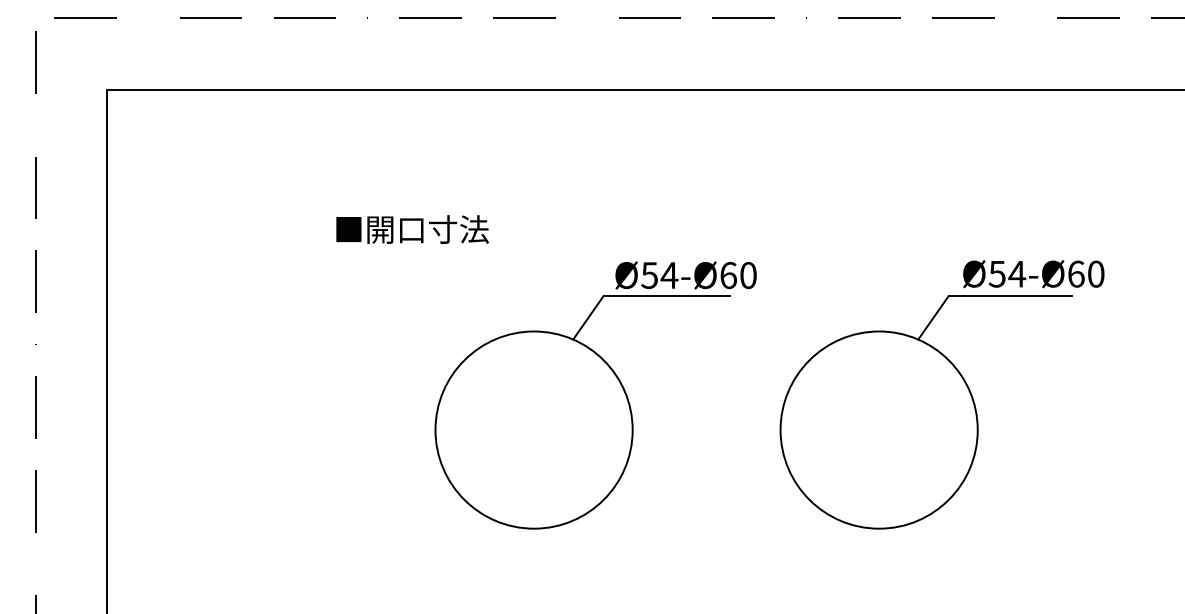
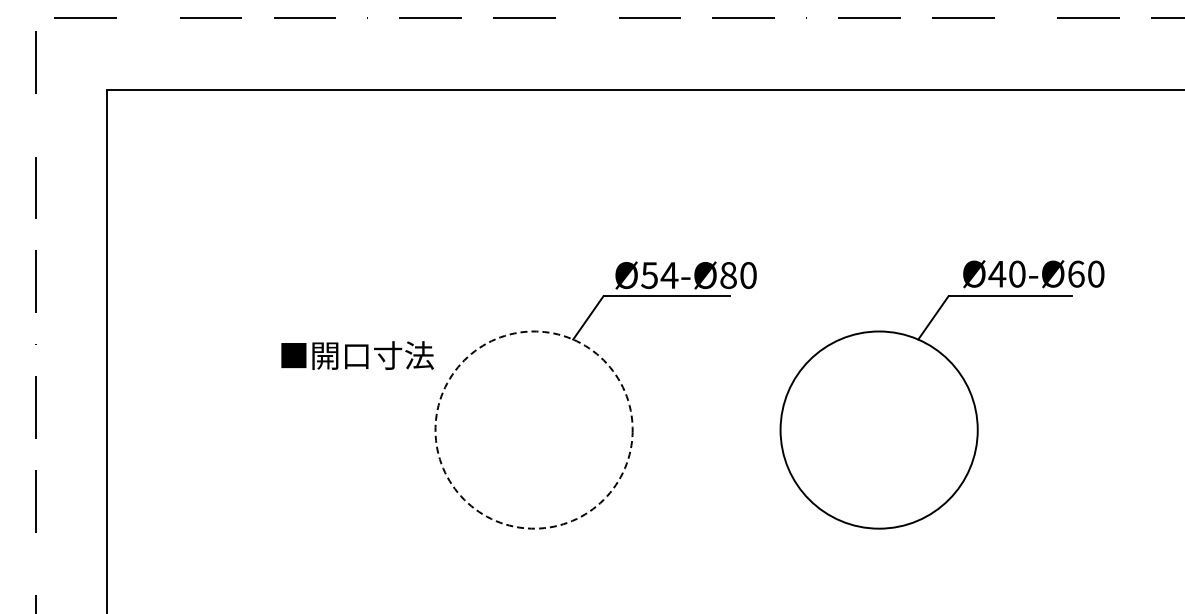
text position: (412, 229) -> (357, 355) (357, 355)
text: Ø54-Ø60 -> Ø40-Ø60 (1007, 273)
text: Ø54-Ø60 -> Ø54-Ø80 (728, 275)
circle: solid -> dashed (533, 429)
